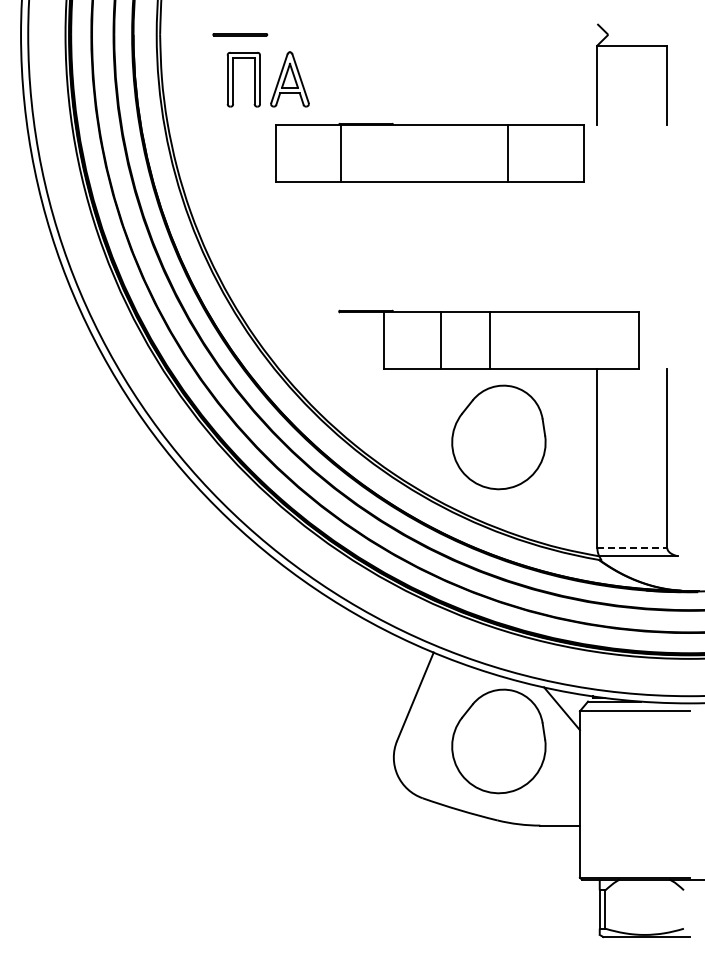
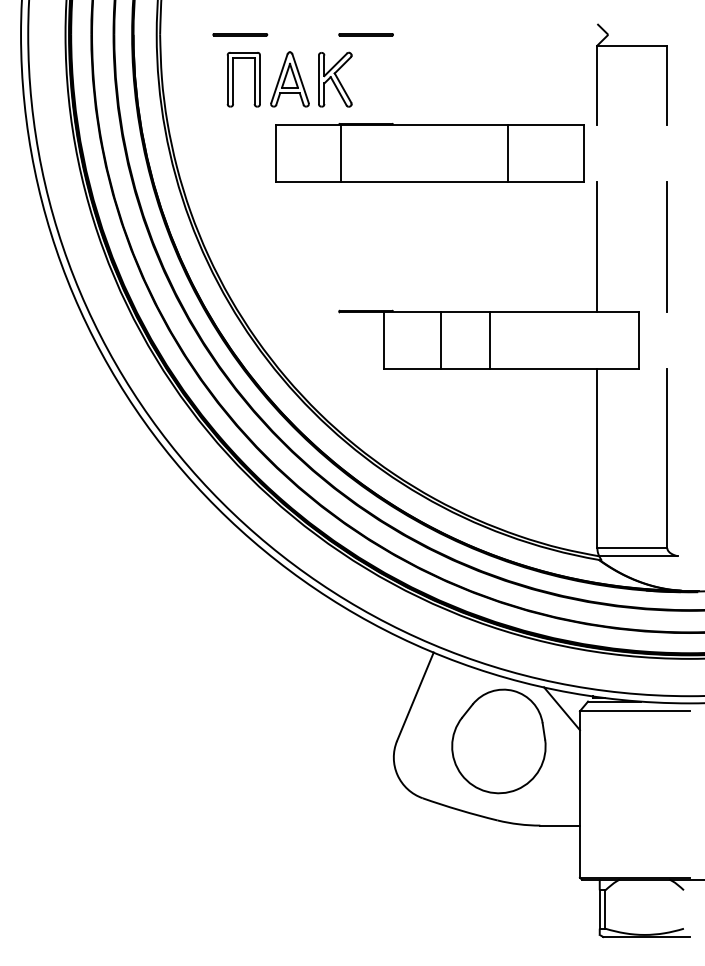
line: none -> present (365, 34)
part: none -> present (335, 79)
line: none -> present (597, 246)
line: none -> present (667, 246)
part: present -> none (498, 437)
line: dashed -> solid (632, 548)
